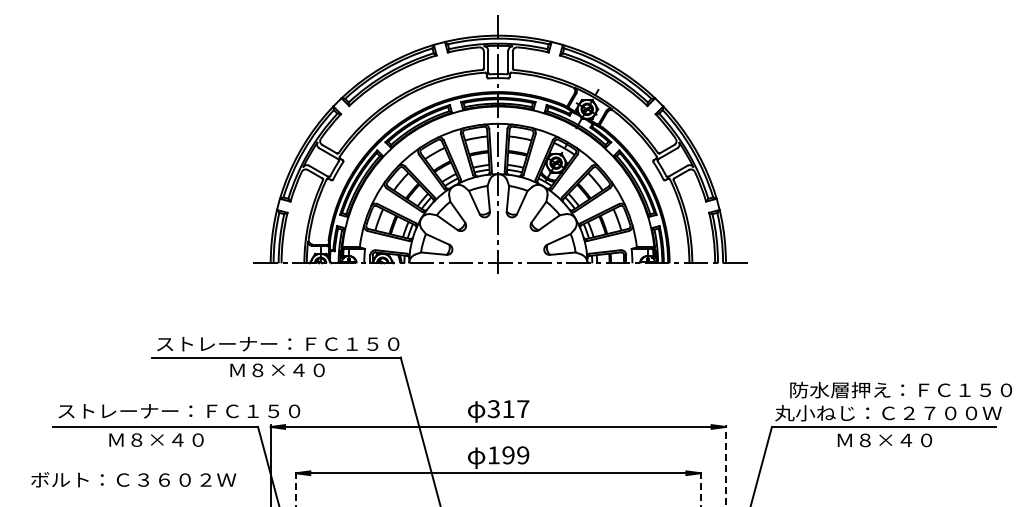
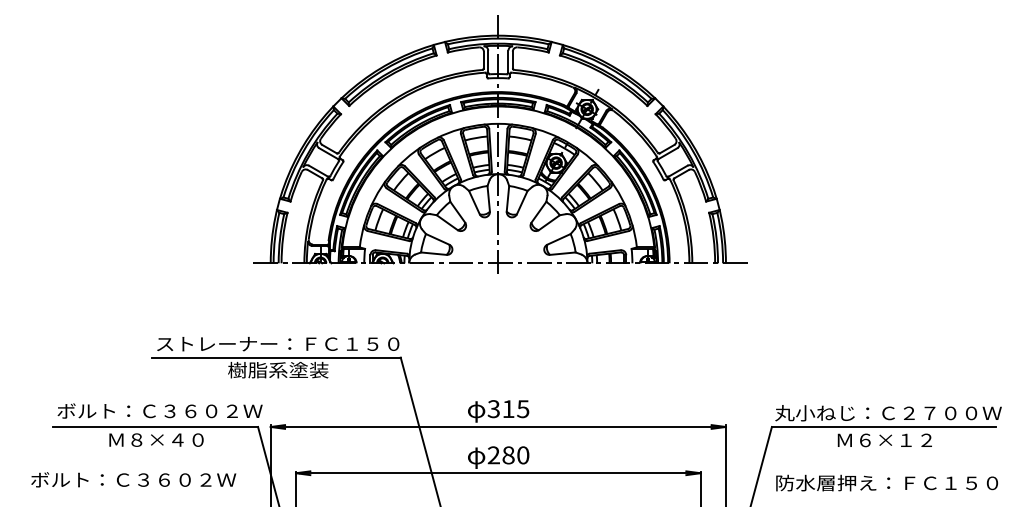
text: Ｍ８×４０ -> 樹脂系塗装 (278, 369)
text position: (900, 389) -> (886, 482) (886, 482)
text: 317 -> 315 (523, 409)
text: ストレーナー：ＦＣ１５０ -> ボルト：Ｃ３６０２Ｗ (178, 410)
text: Ｍ８×４０ -> Ｍ６×１２ (896, 440)
text: 199 -> 280 (508, 455)
line: dashed -> solid (725, 465)
line: dashed -> solid (296, 489)
line: dashed -> solid (700, 489)
